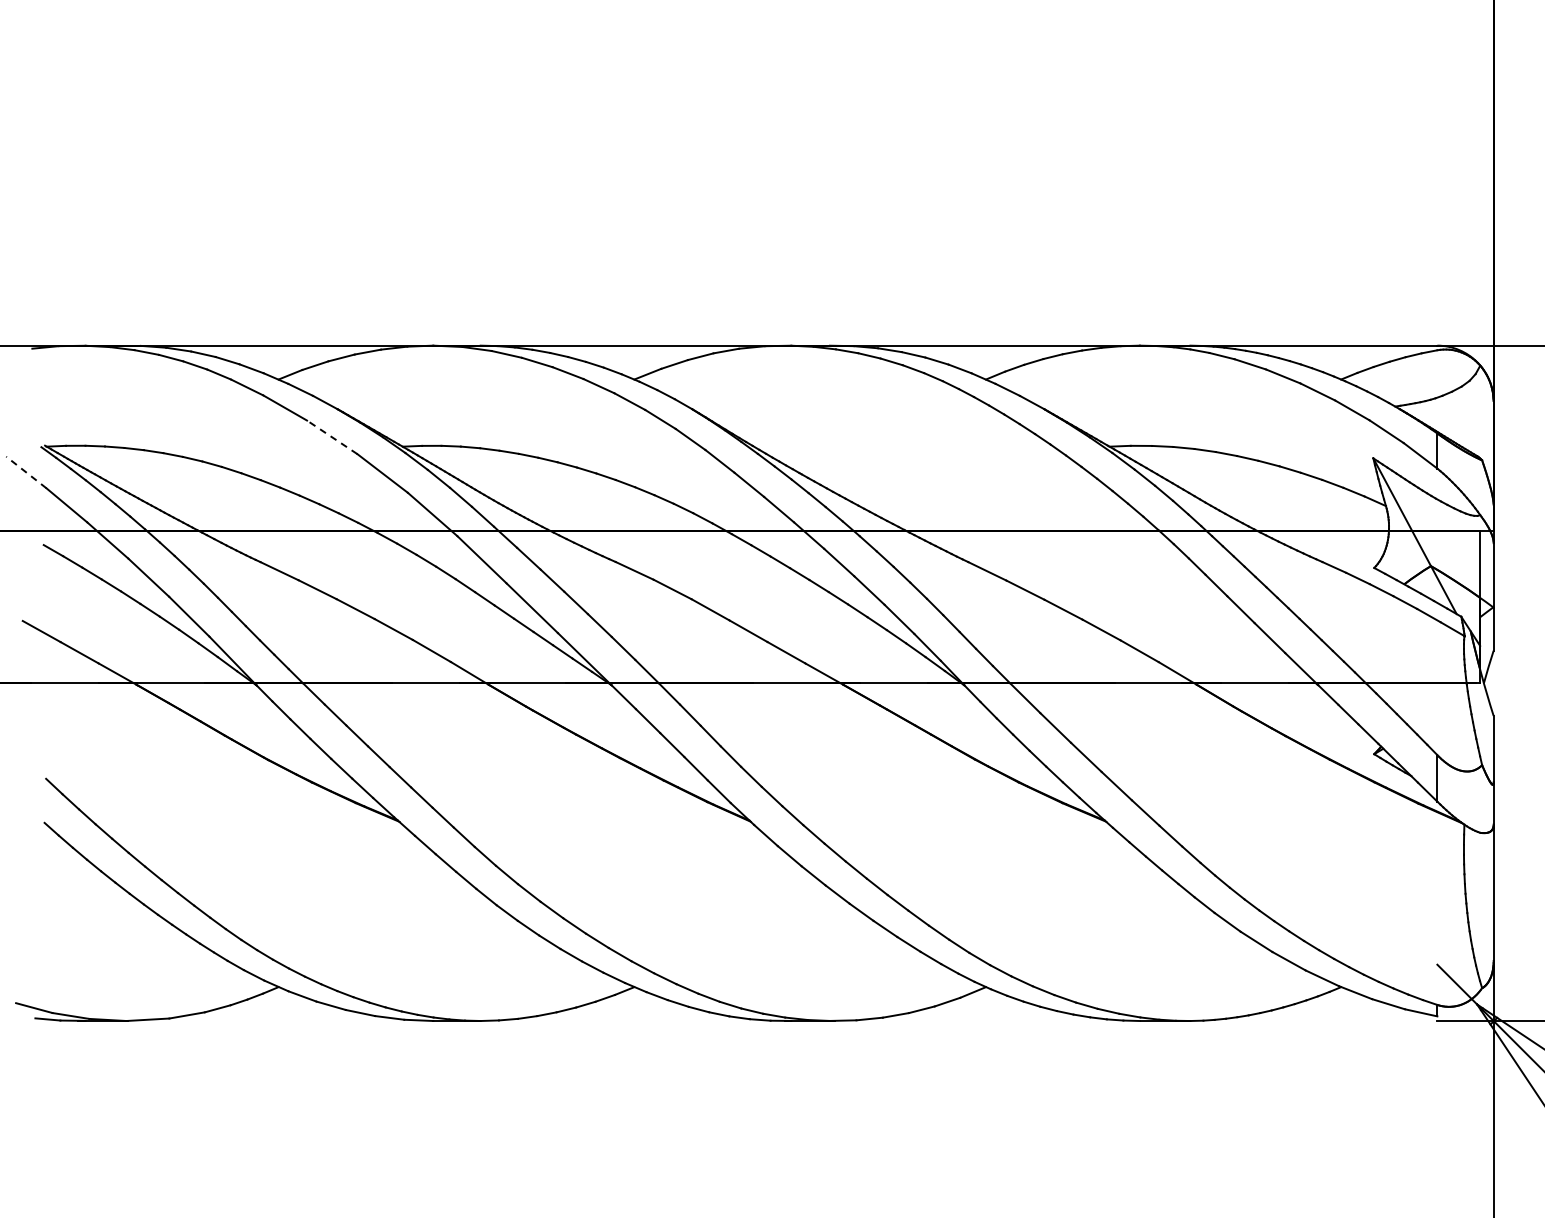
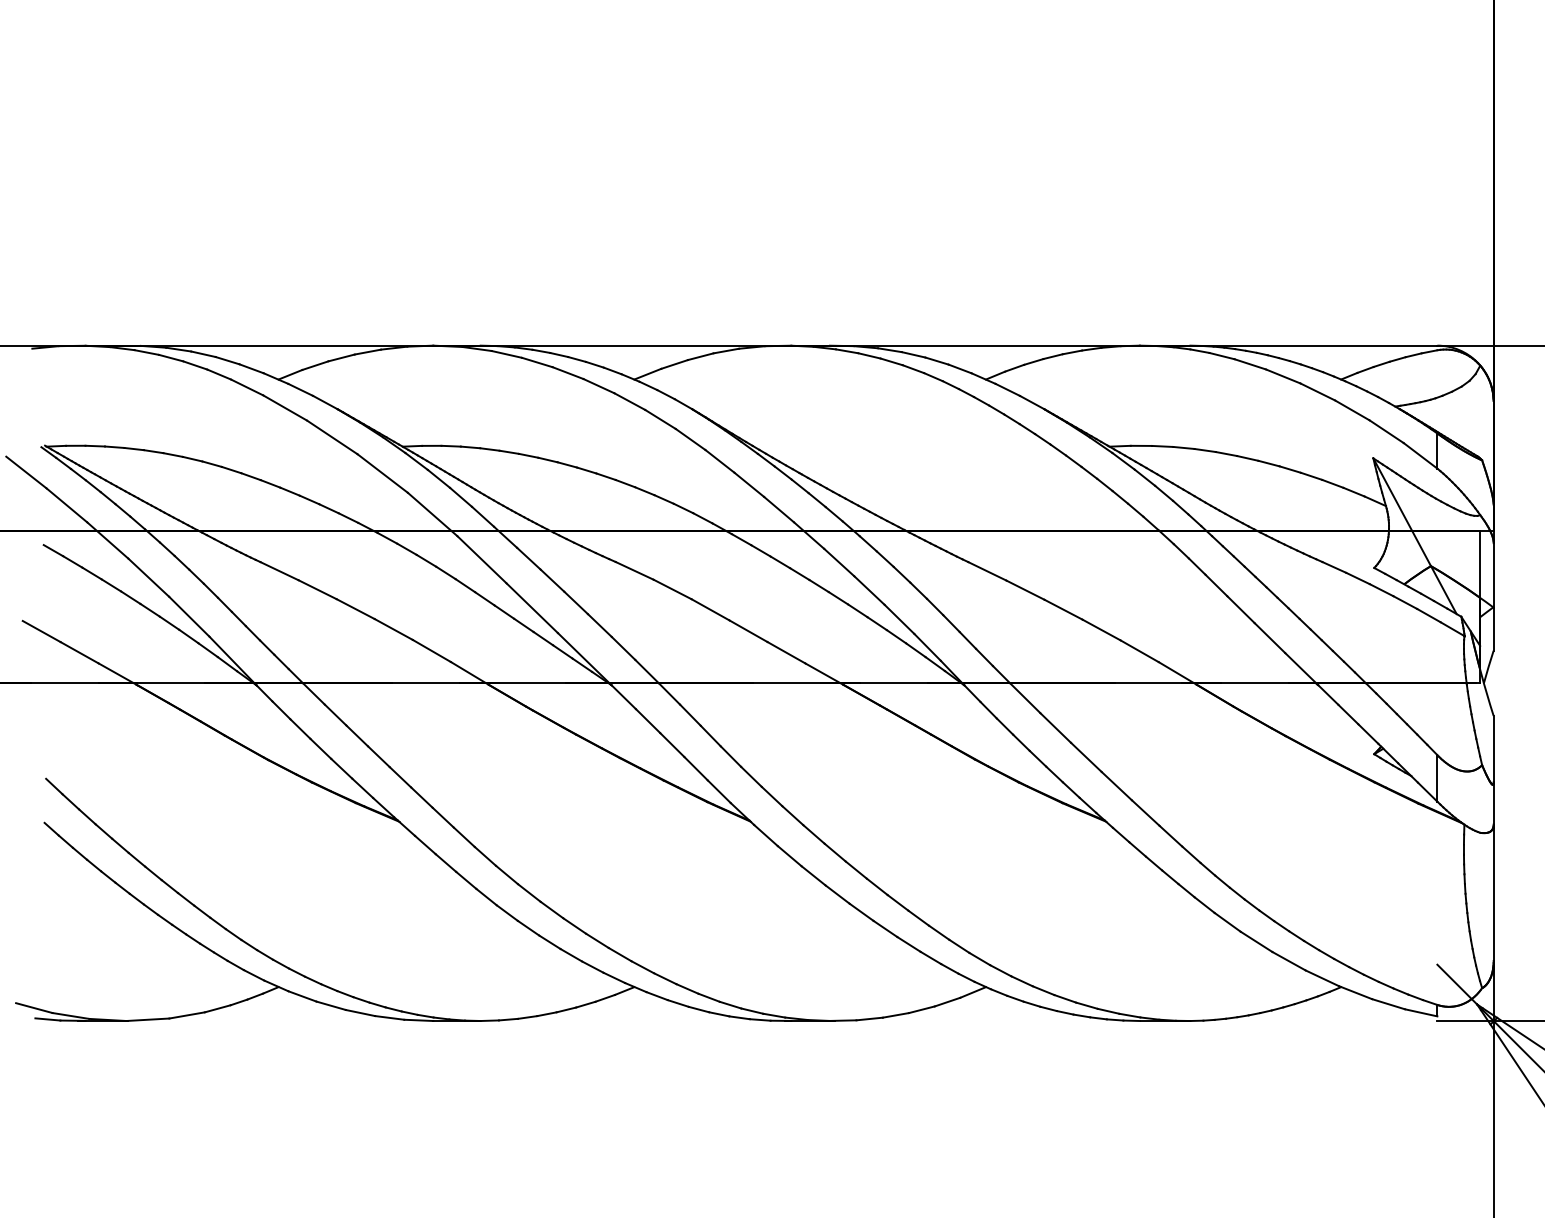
line: dashed -> solid (331, 437)
line: dashed -> solid (26, 472)
